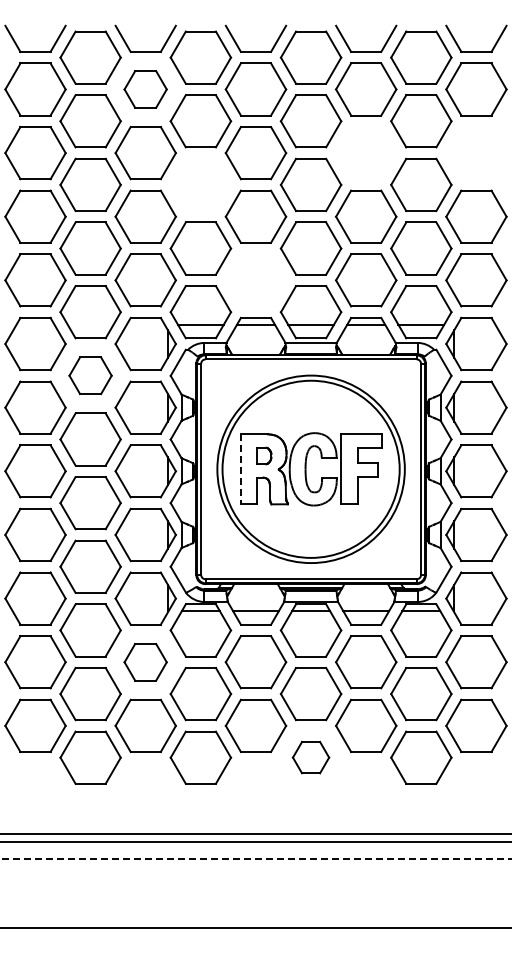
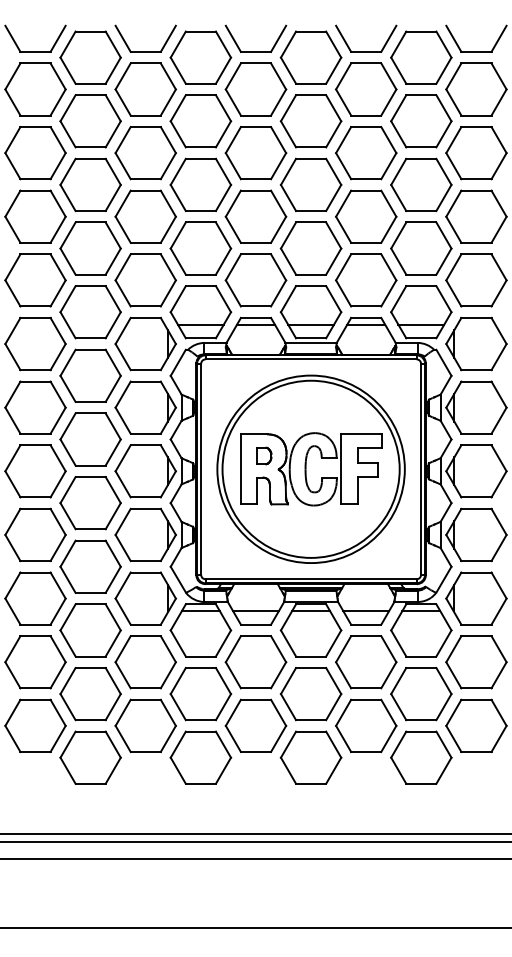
part size: 45x39 px -> 63x55 px (145, 89)
part: none -> present (366, 153)
part: none -> present (476, 153)
part: none -> present (200, 184)
part: none -> present (255, 280)
part size: 45x40 px -> 63x55 px (90, 375)
line: dashed -> solid (240, 469)
part size: 45x39 px -> 63x55 px (145, 662)
part size: 40x35 px -> 64x55 px (310, 757)
line: dashed -> solid (256, 859)
